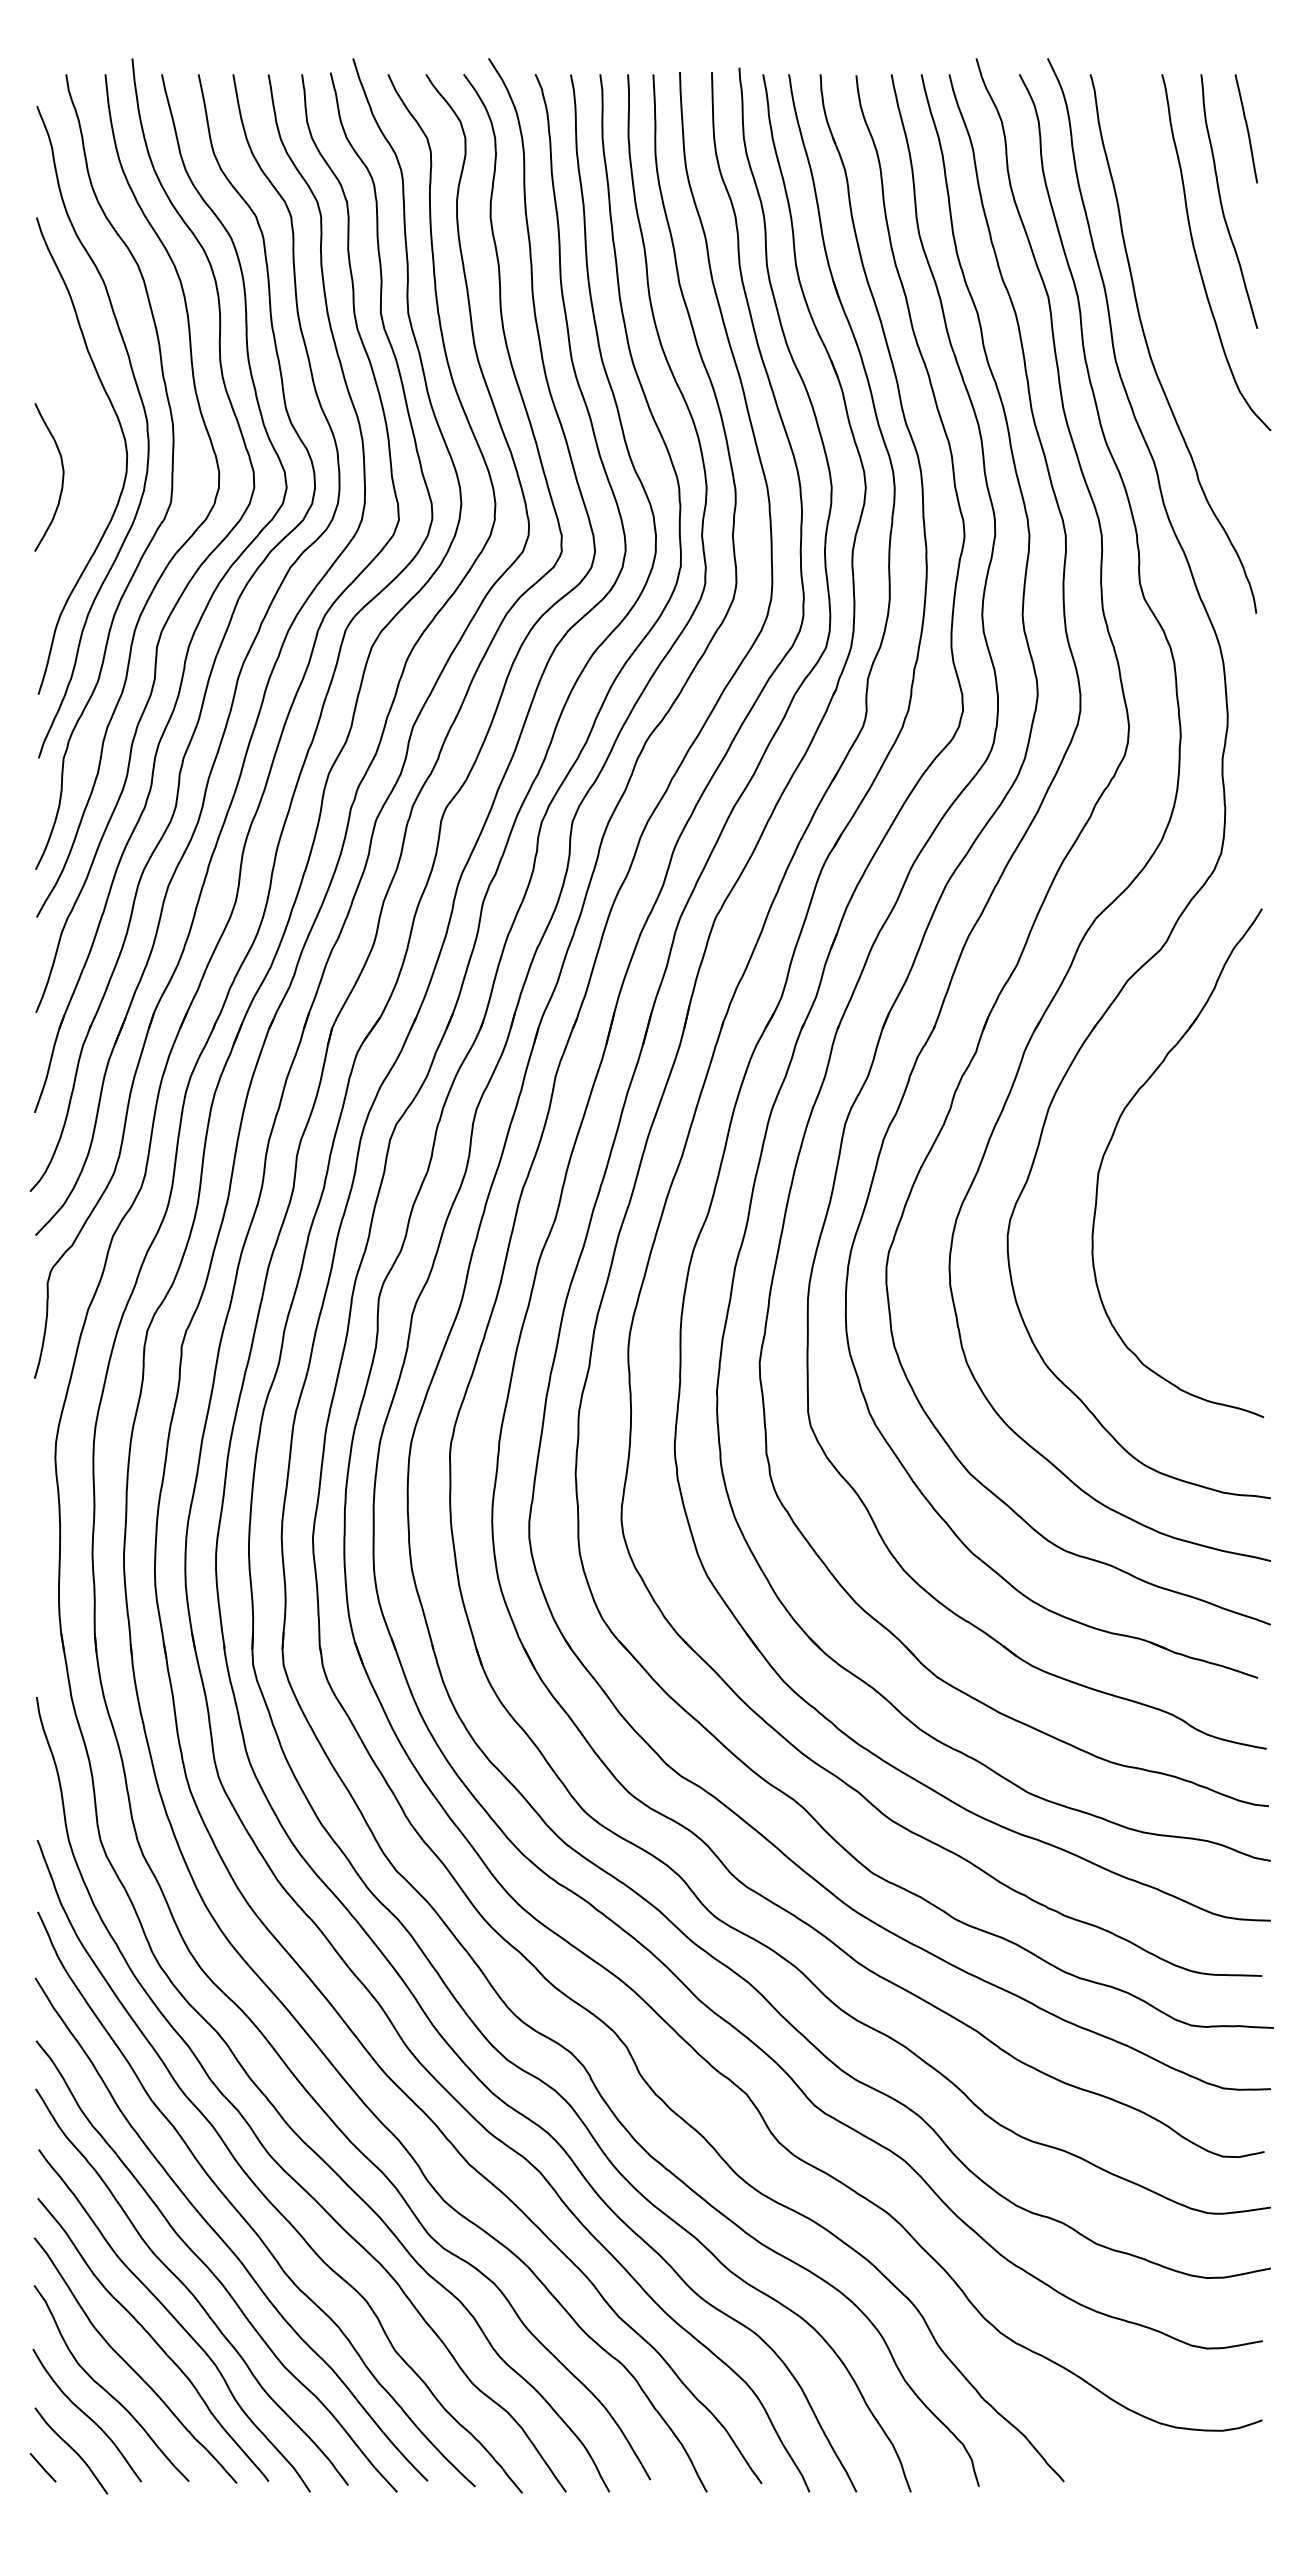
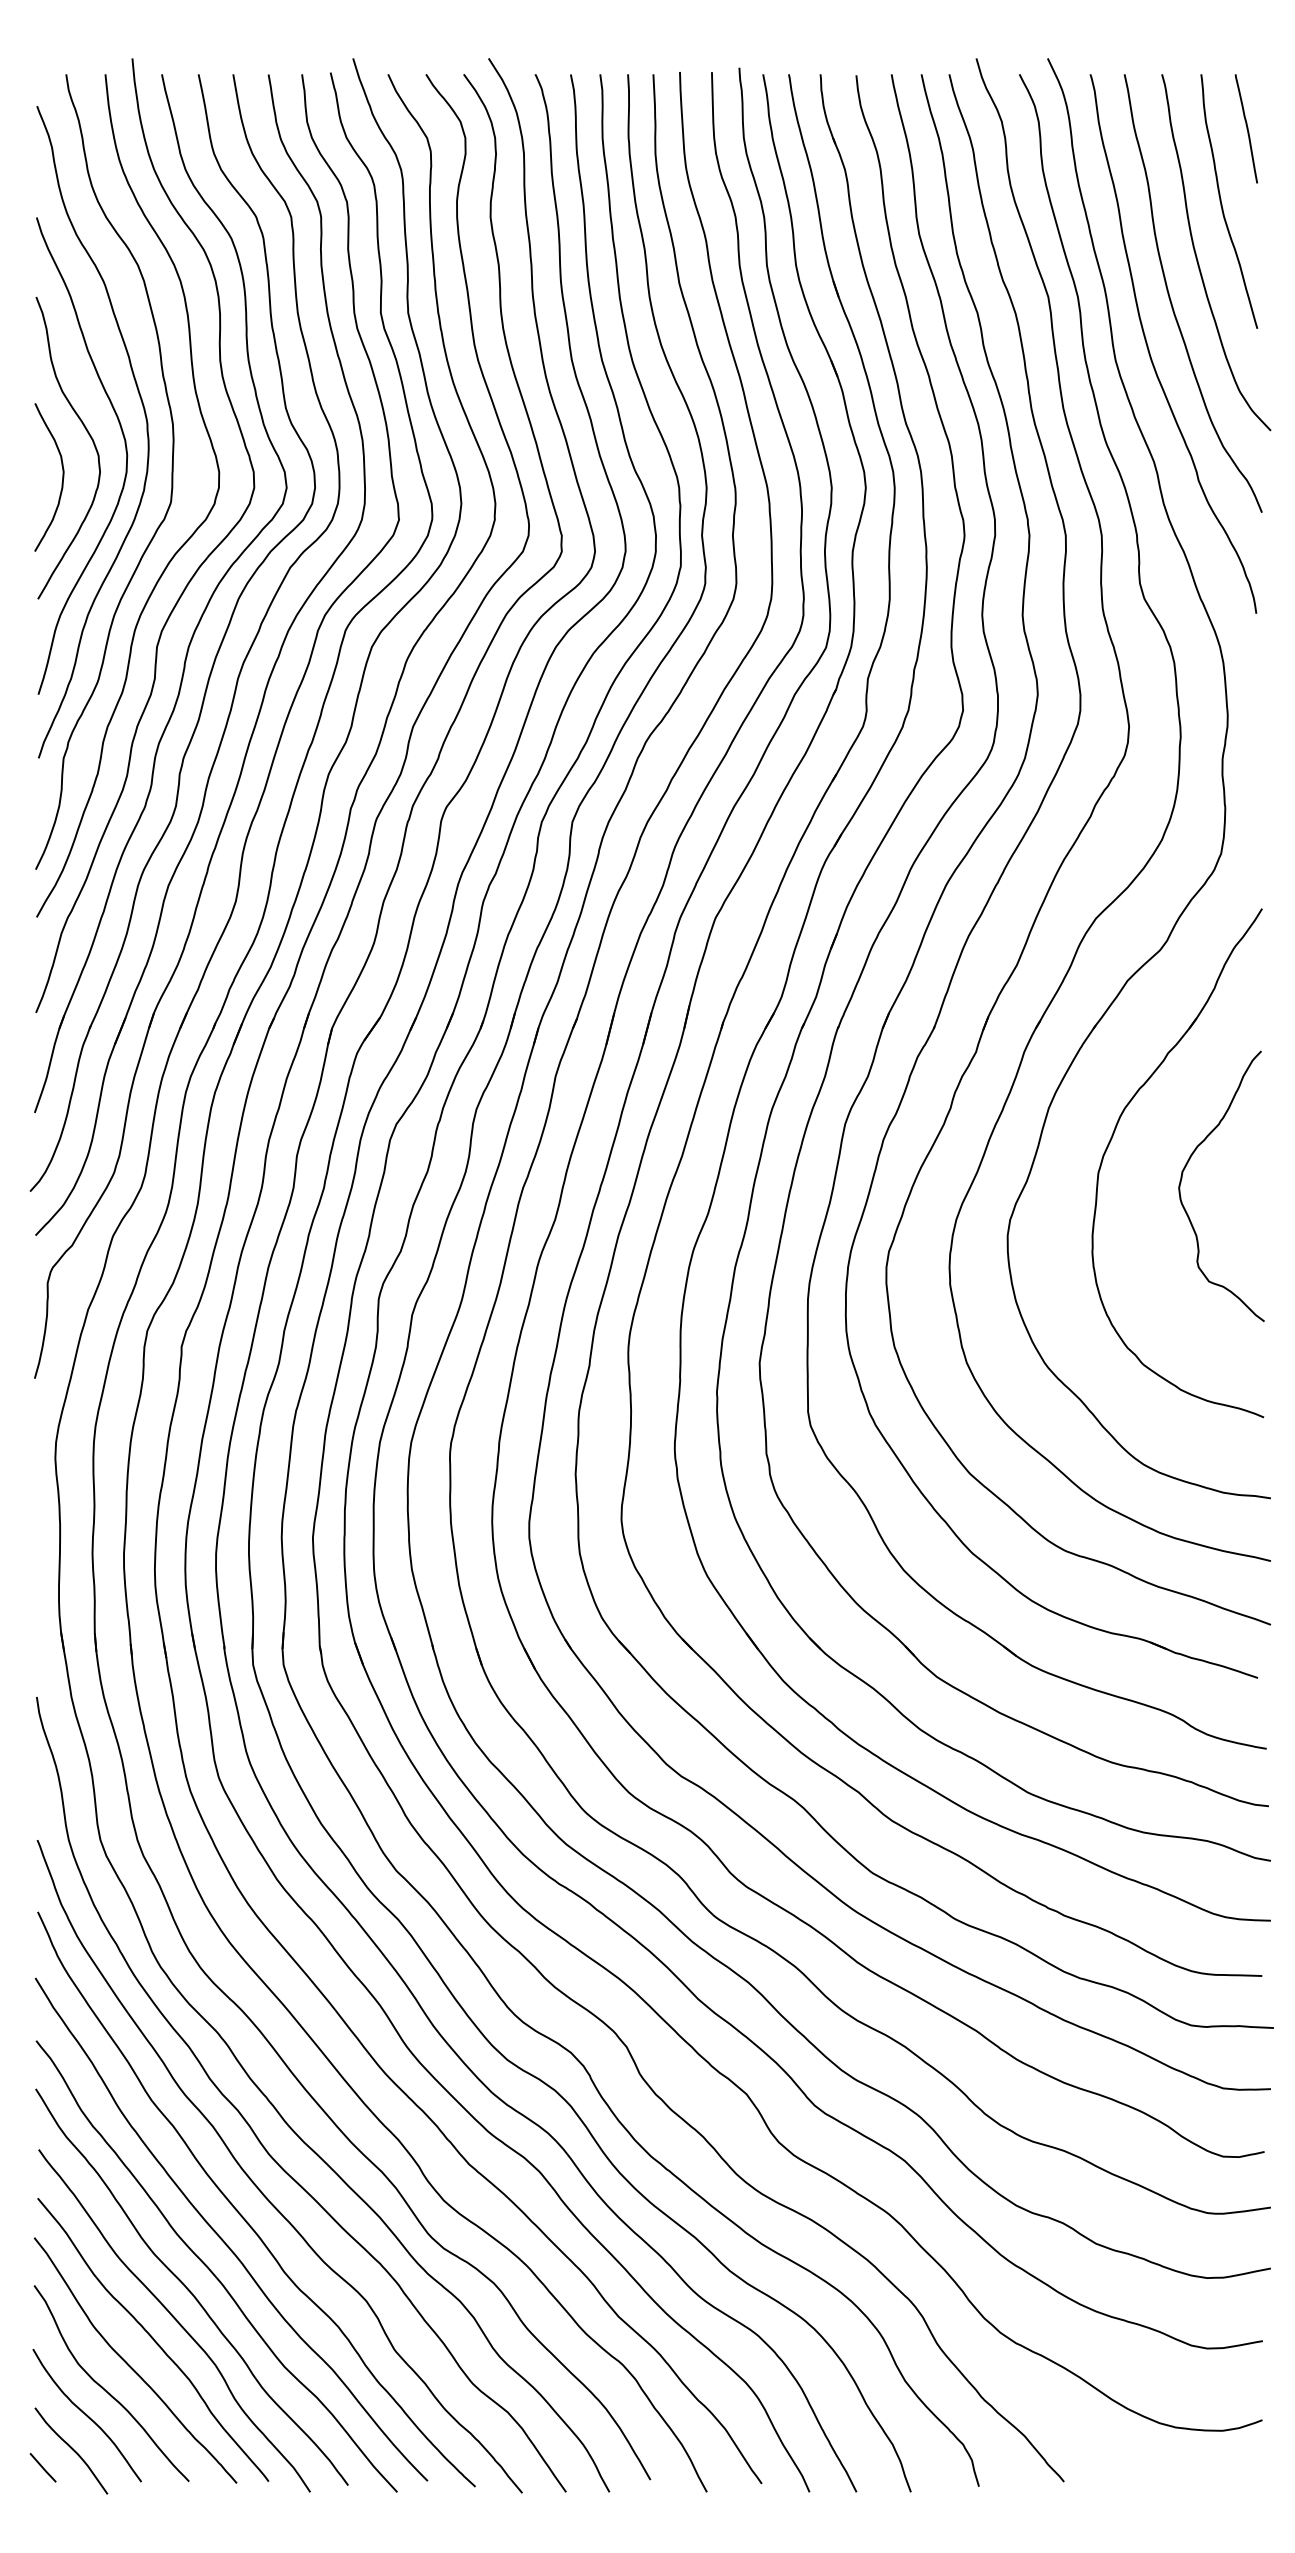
curve: none -> present (1171, 299)
curve: none -> present (87, 433)
curve: none -> present (1182, 1178)
